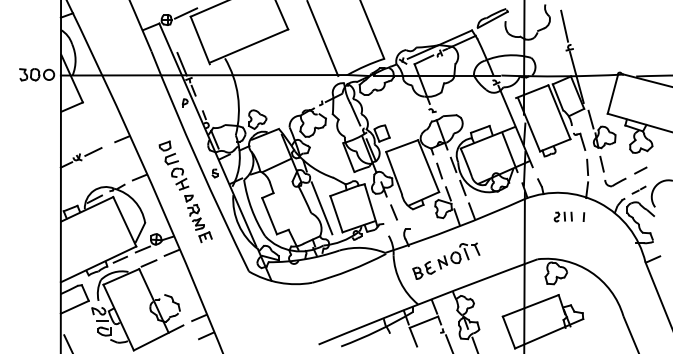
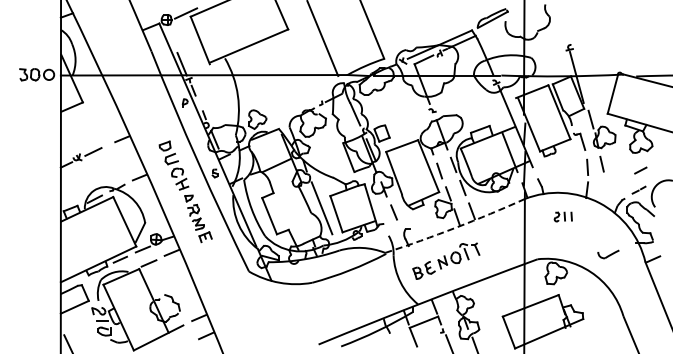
line: present -> none (564, 25)
part position: (615, 182) -> (608, 254) (608, 254)
line: present -> none (583, 216)
arc: solid -> dashed (455, 227)
